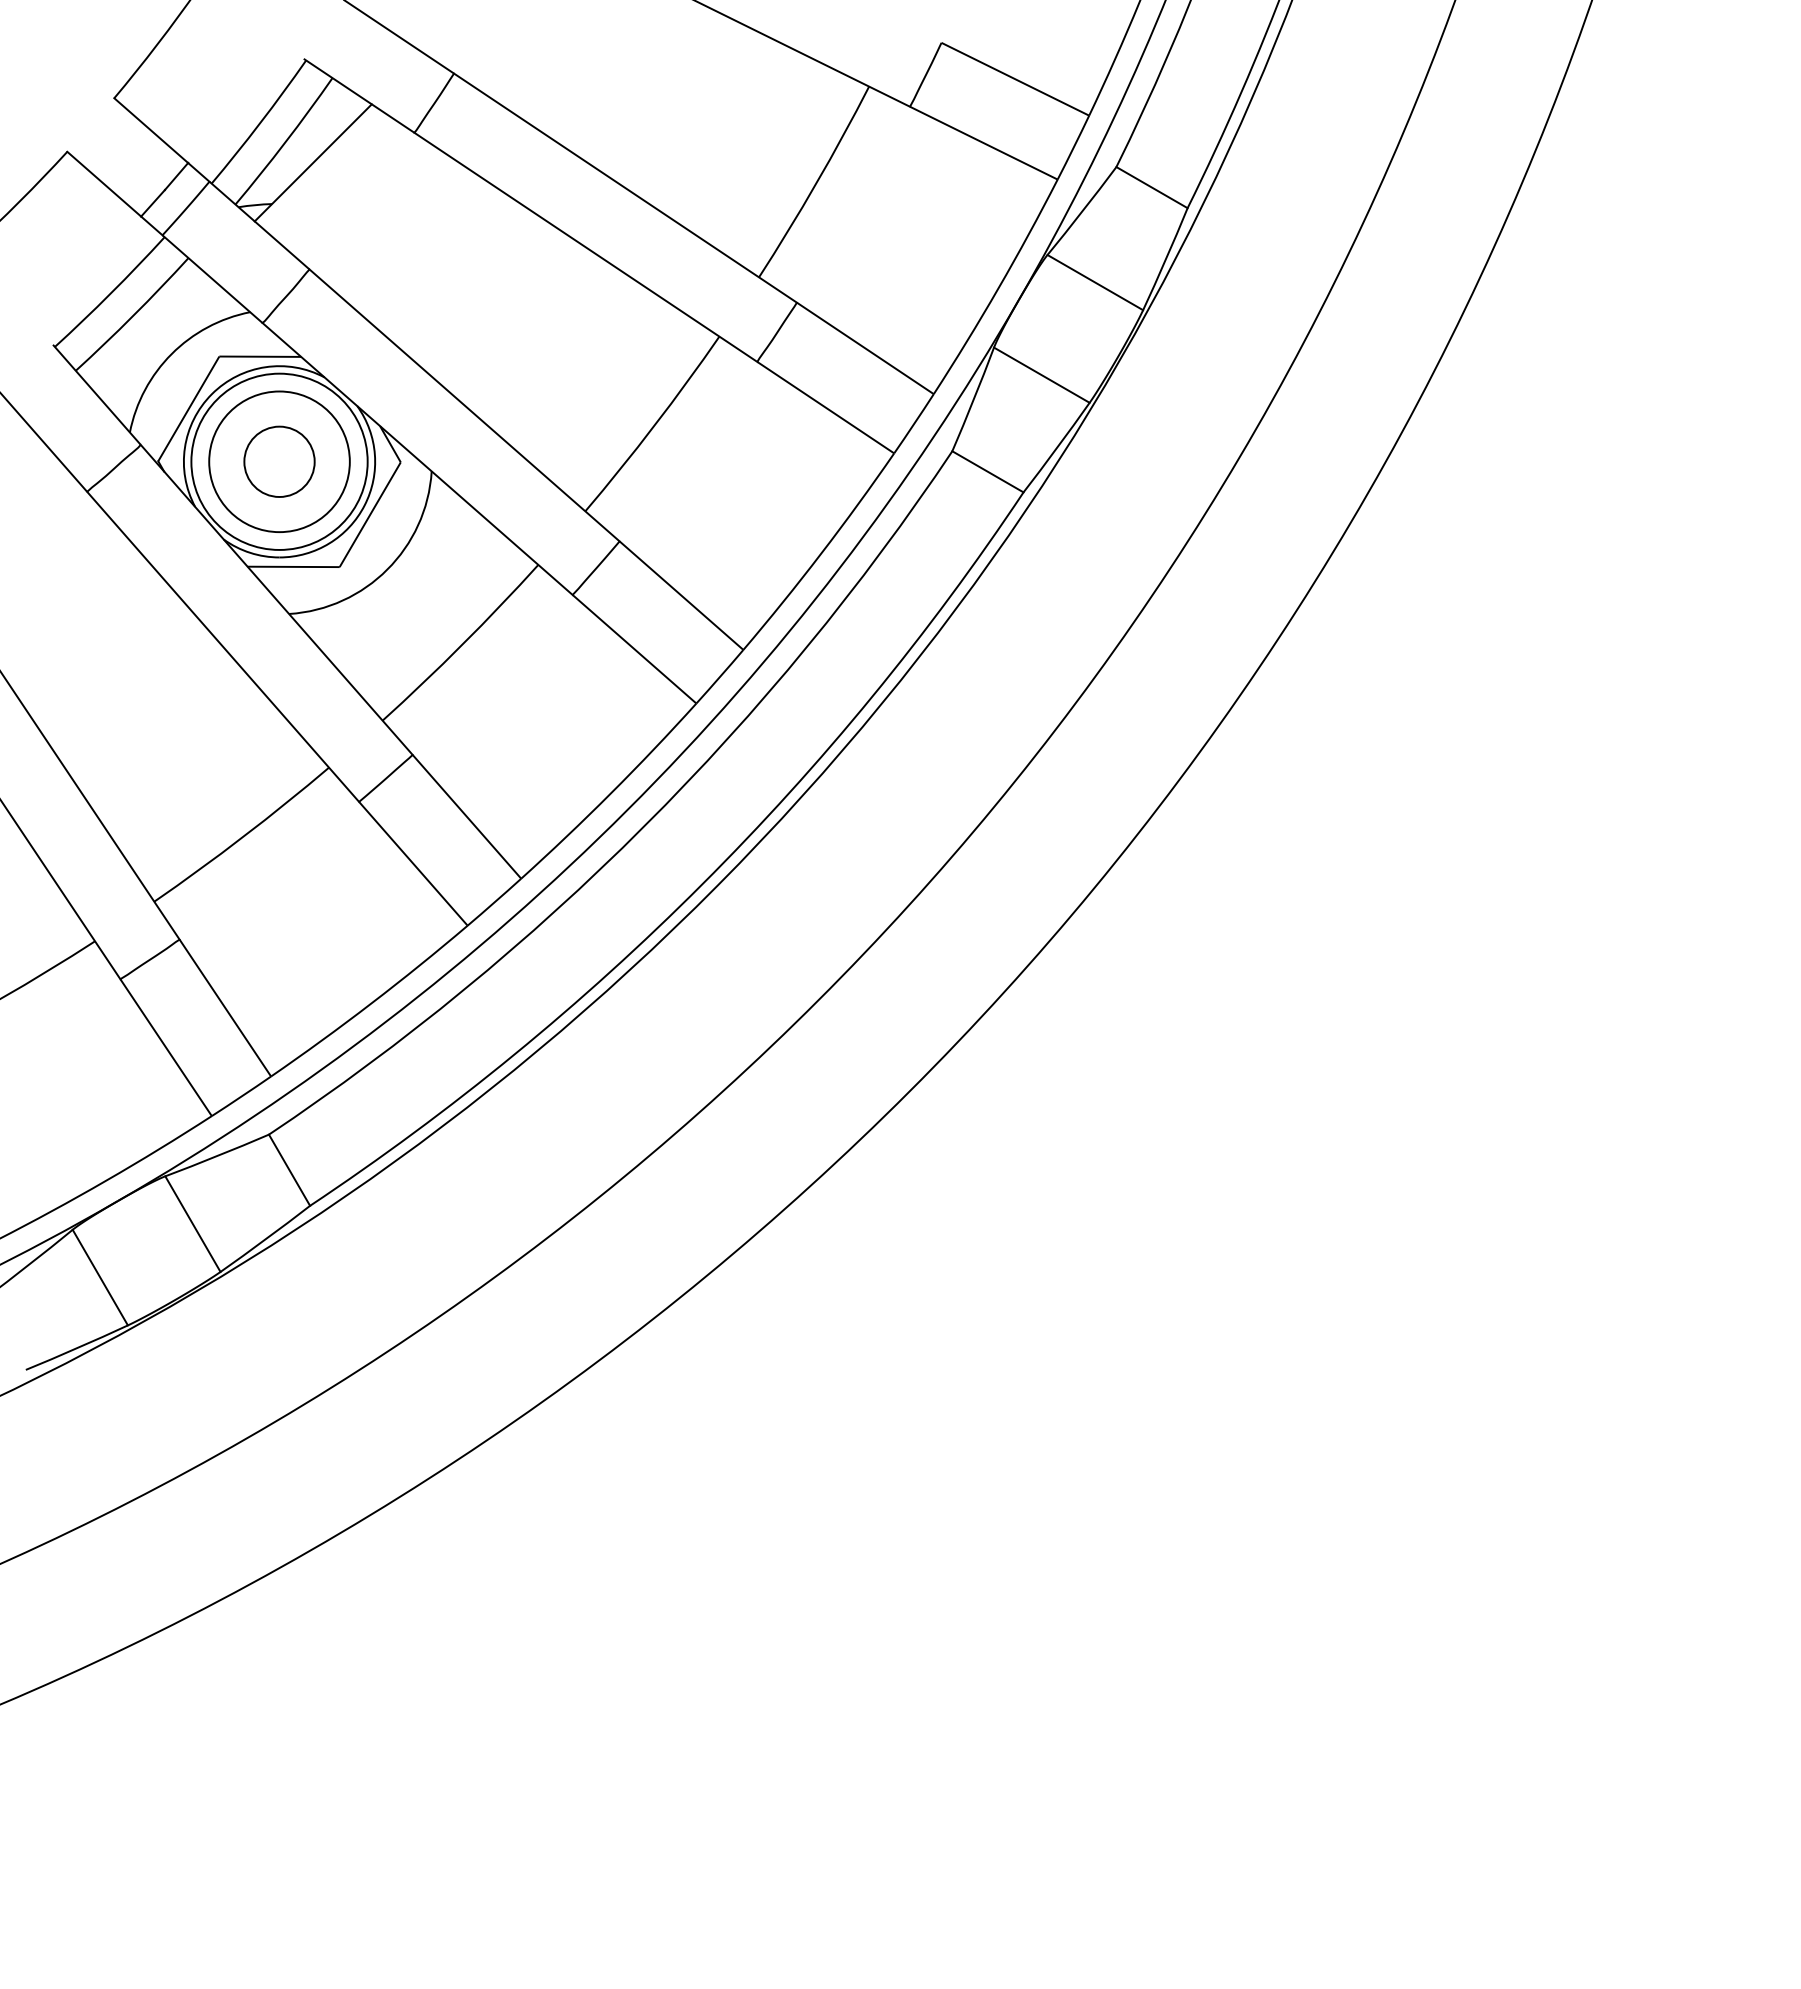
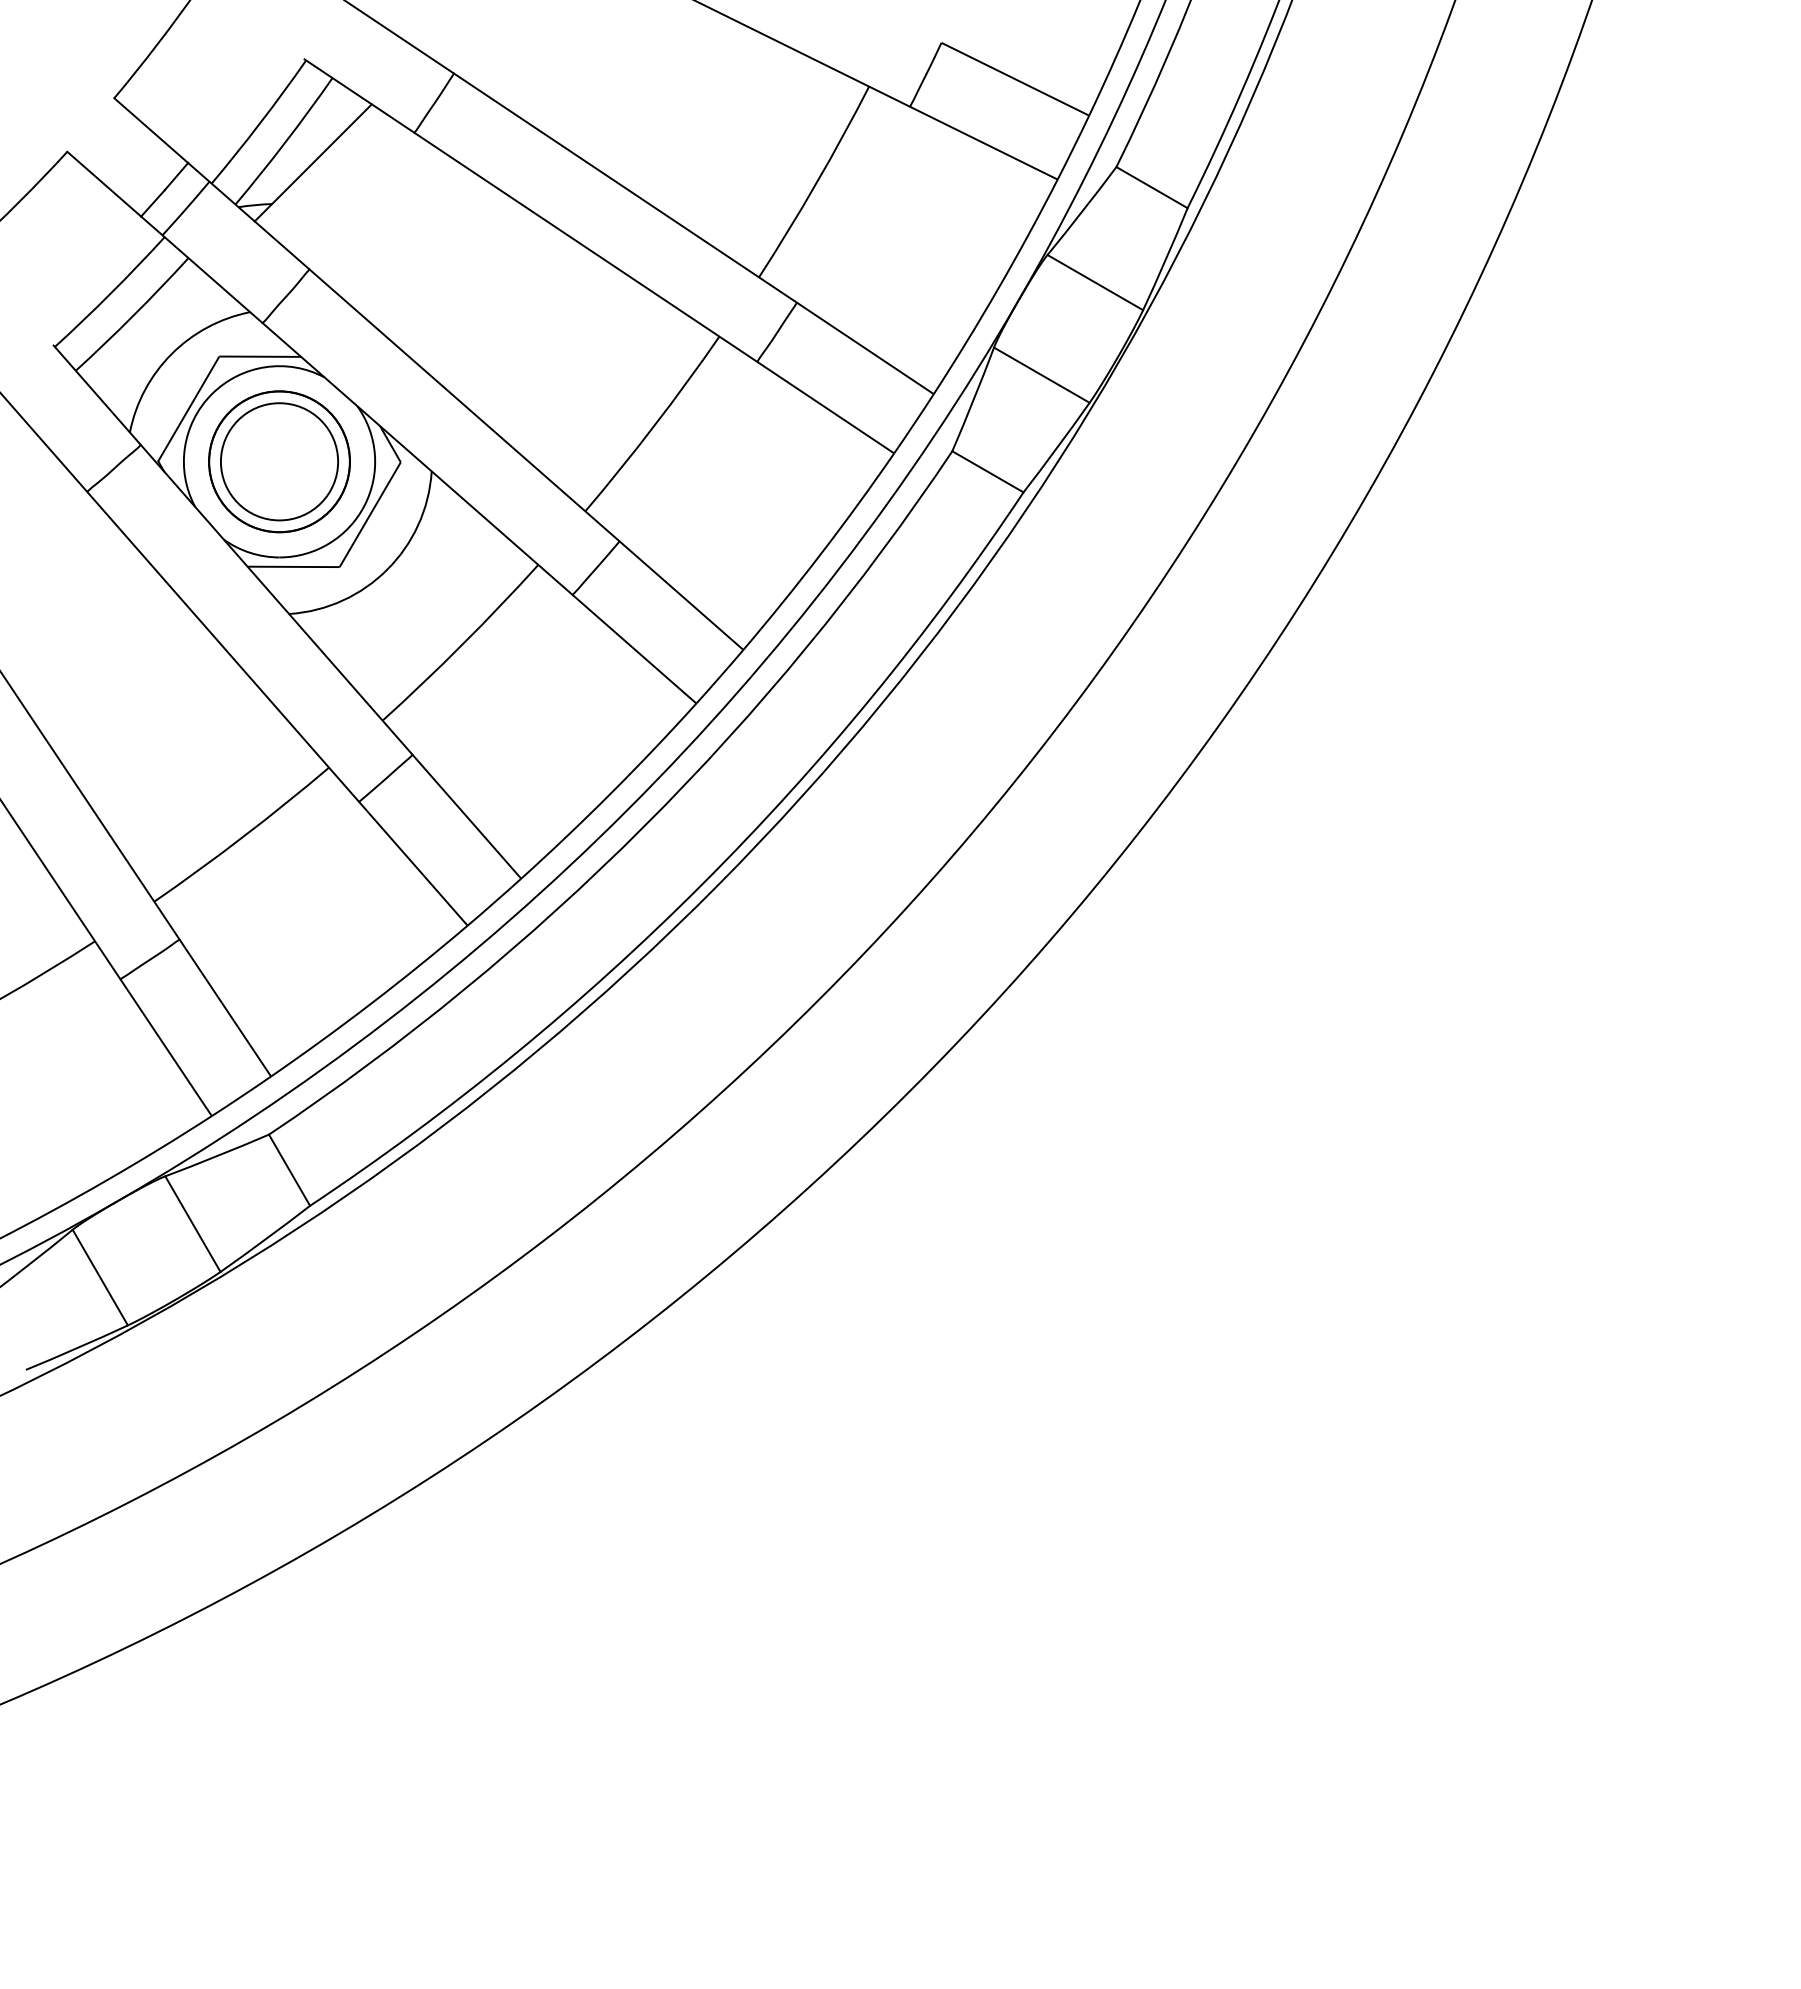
circle diameter: 176 px -> 141 px (279, 461)
circle diameter: 70 px -> 117 px (279, 461)
